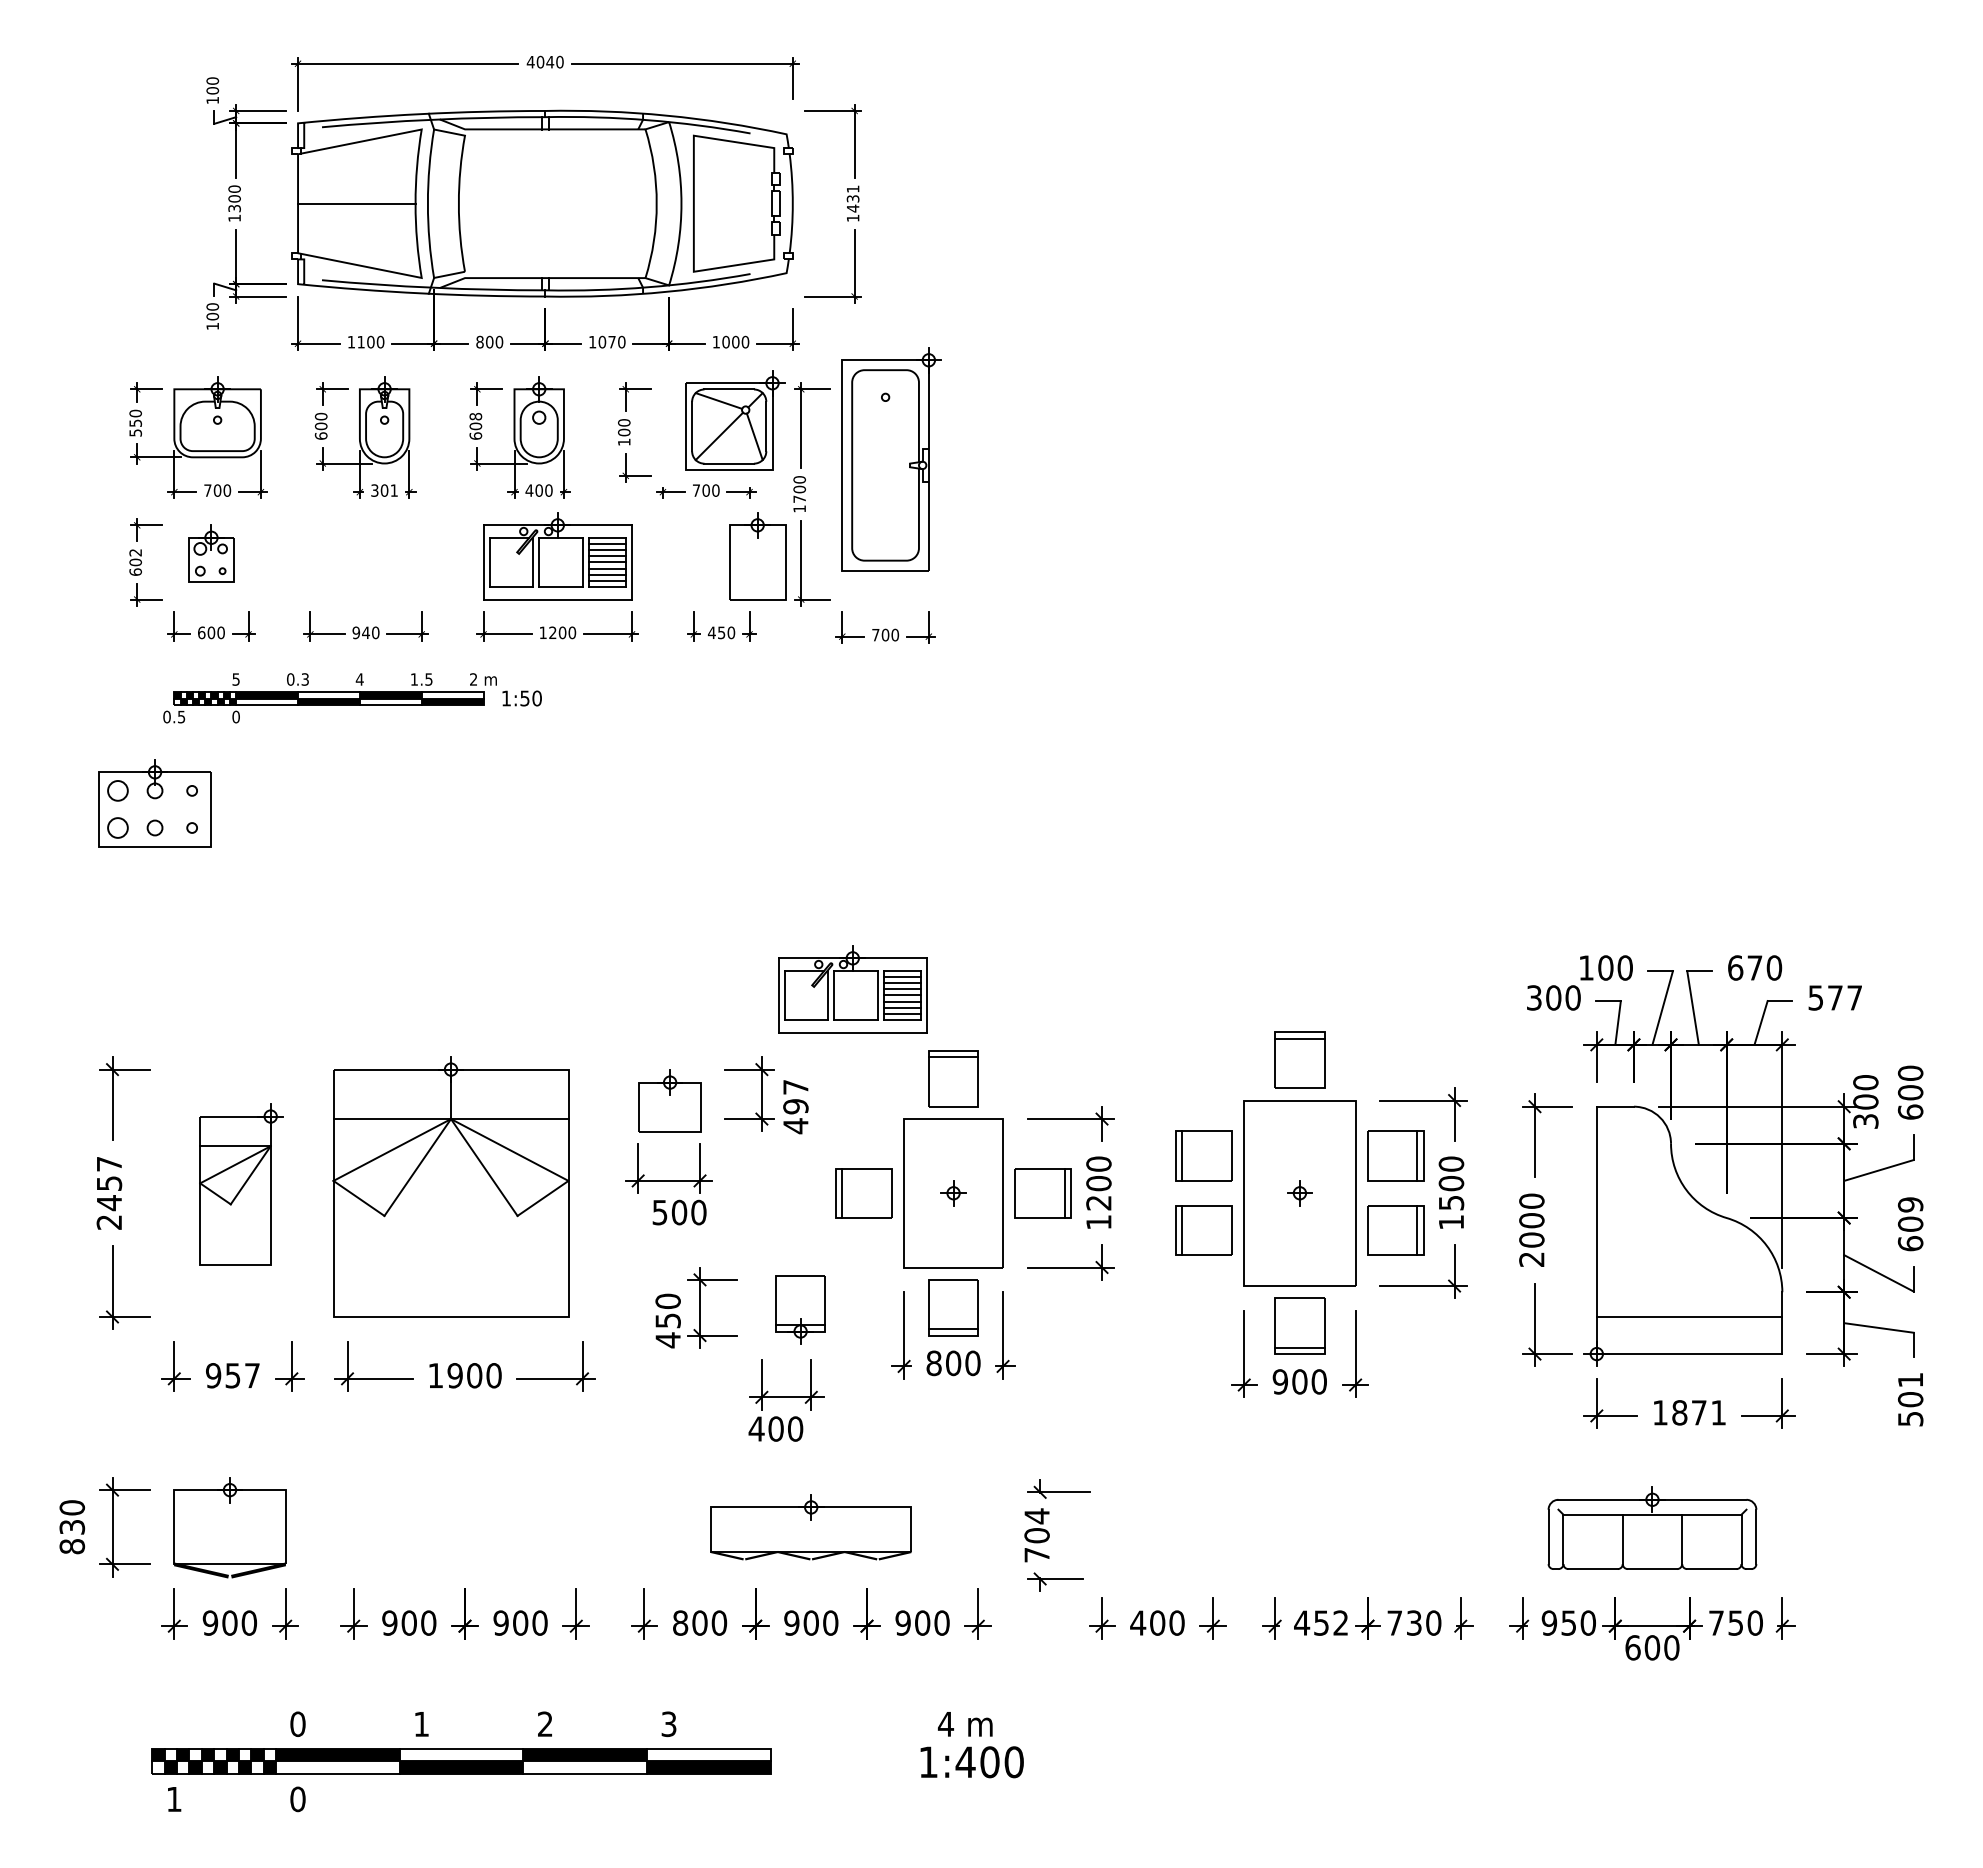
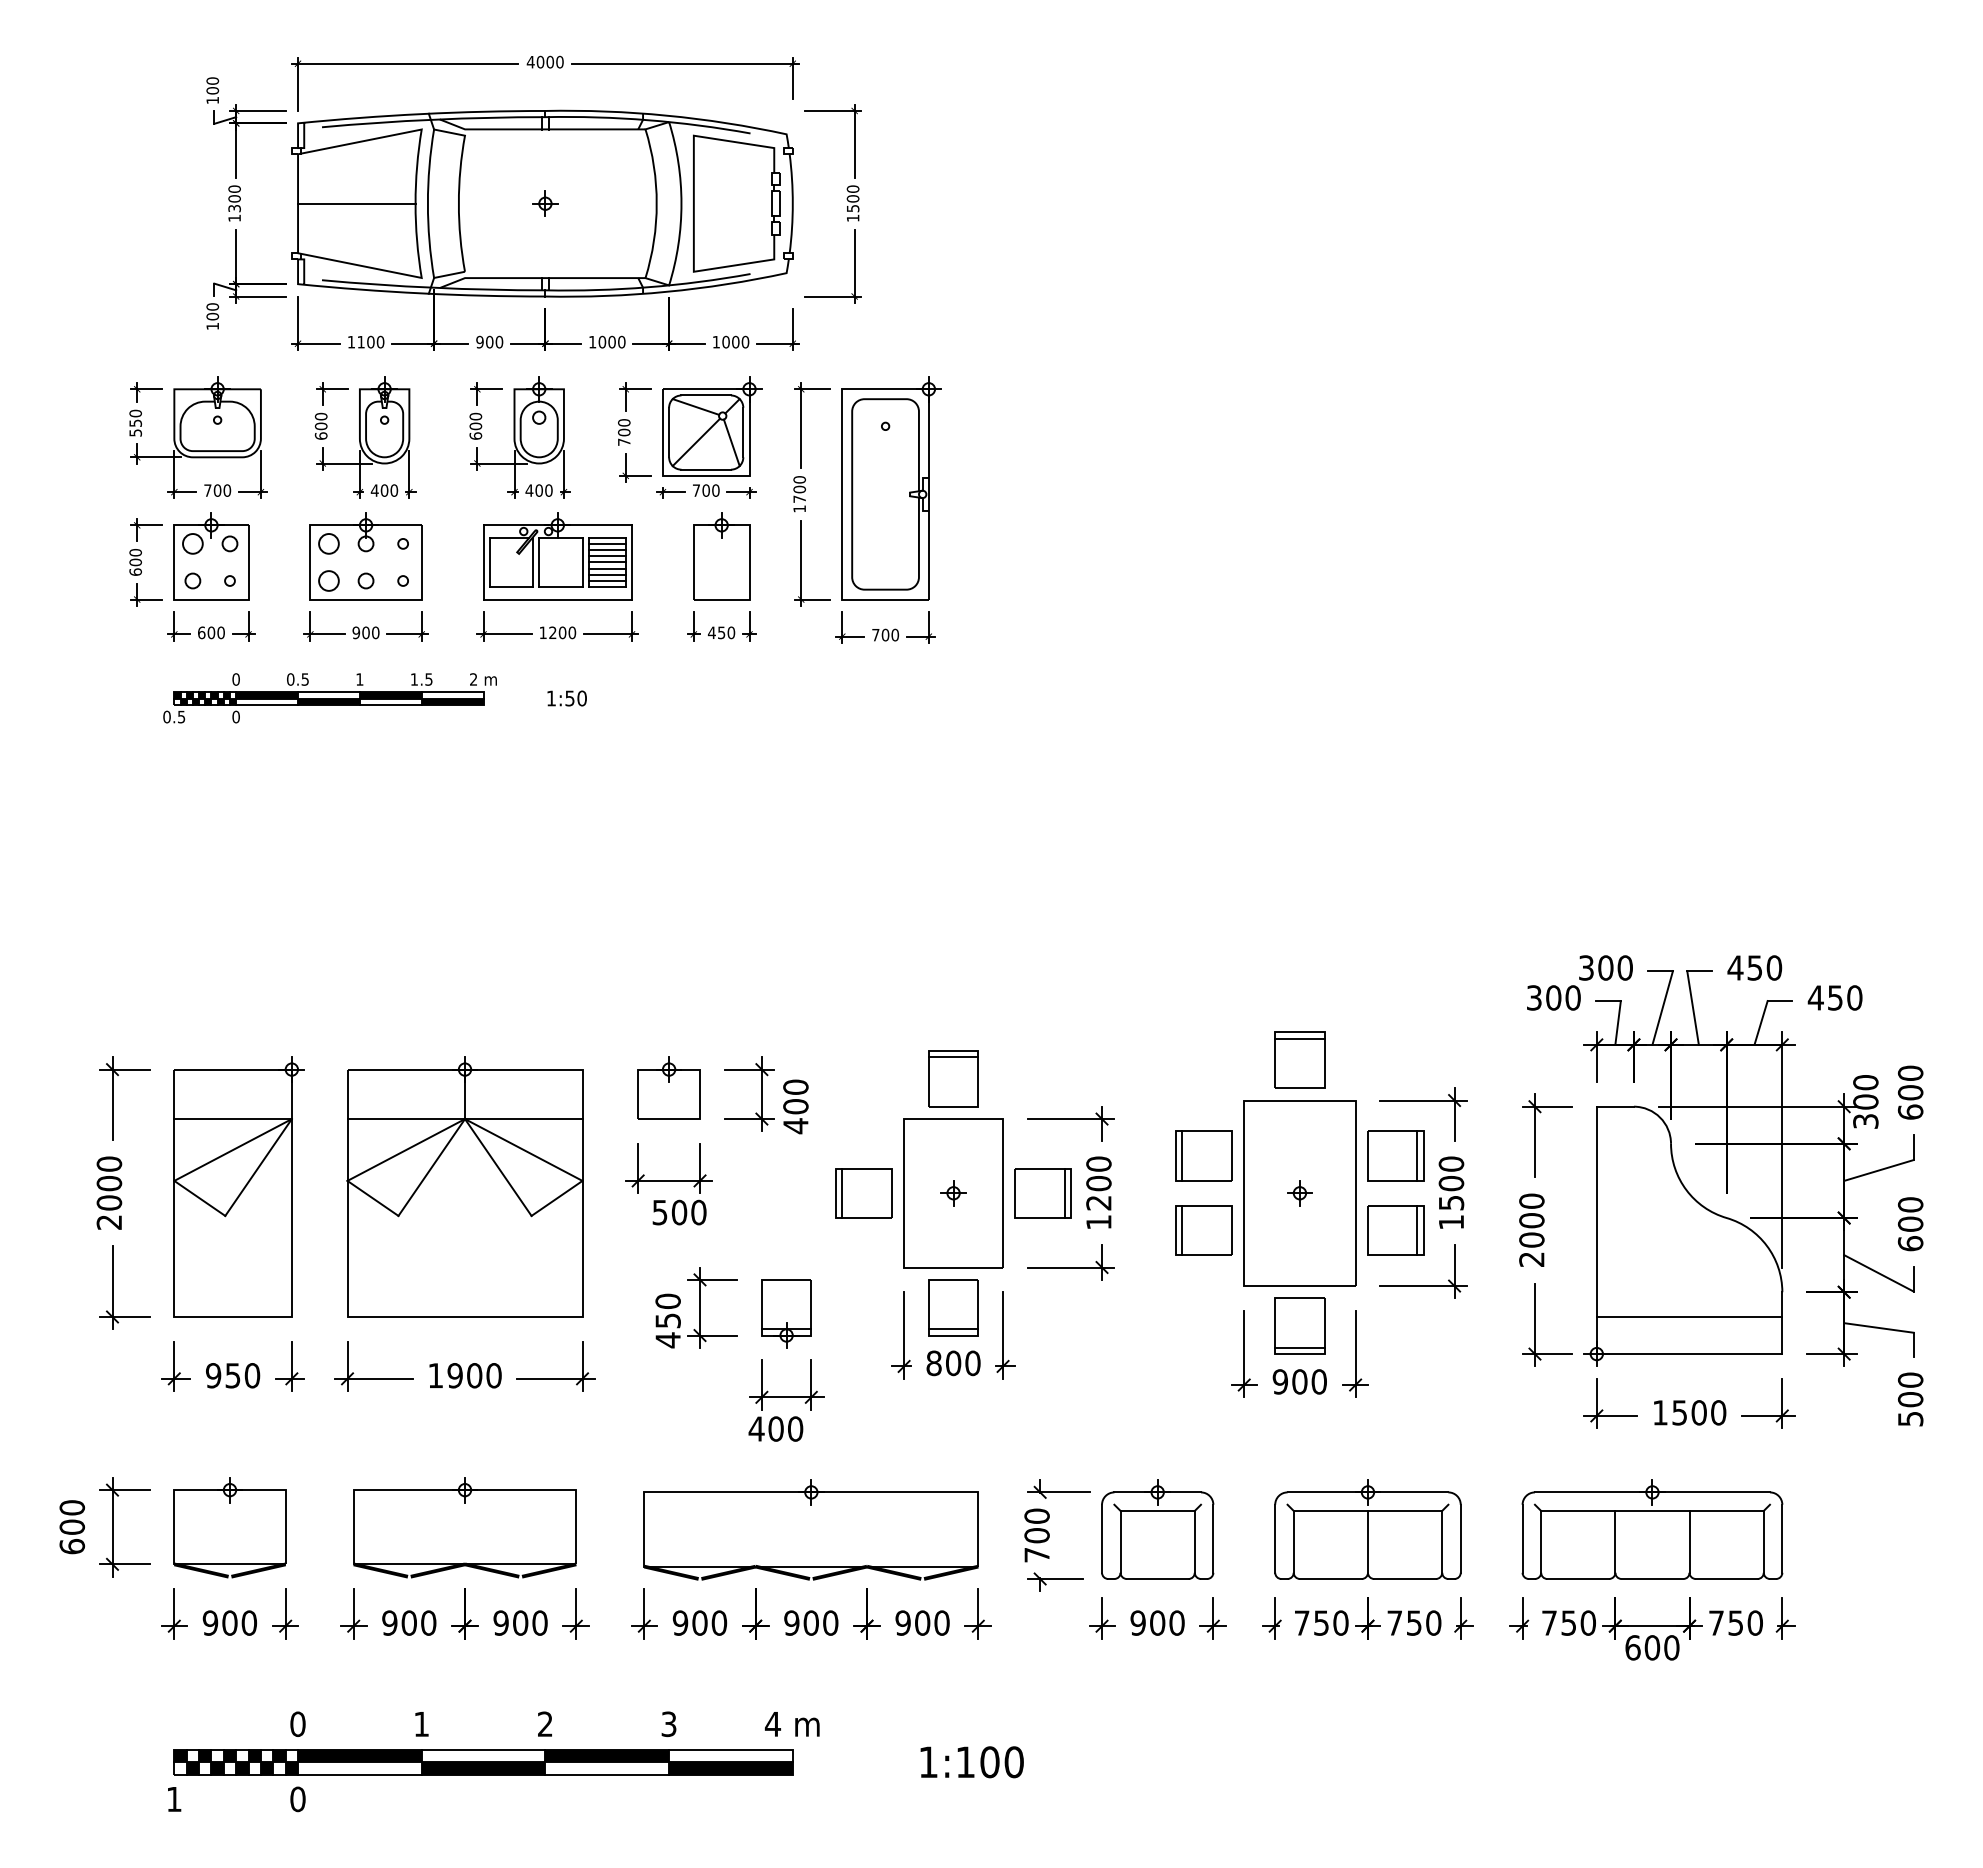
text: 4040 -> 4000 (550, 61)
text: 1431 -> 1500 (852, 198)
part: none -> present (545, 203)
text: 1070 -> 1000 (611, 341)
text: 800 -> 900 (479, 342)
text: 608 -> 600 (475, 416)
part position: (735, 420) -> (712, 426) (712, 426)
text: 100 -> 700 (624, 441)
part position: (891, 459) -> (891, 488) (891, 488)
text: 301 -> 400 (384, 490)
text: 602 -> 600 (135, 552)
part size: 47x59 px -> 77x89 px (211, 556)
part position: (757, 556) -> (721, 556) (721, 556)
text: 940 -> 900 (365, 632)
text: 0.3 -> 0.5 (305, 678)
text: 5 -> 0 (235, 679)
text: 4 -> 1 (359, 679)
text position: (521, 698) -> (566, 698) (566, 698)
part position: (154, 803) -> (365, 556) (365, 556)
text: 100 -> 300 (1586, 967)
text: 670 -> 450 (1744, 967)
part: present -> none (852, 989)
text: 577 -> 450 (1834, 997)
text: 497 -> 400 (795, 1096)
part position: (669, 1100) -> (668, 1087) (668, 1087)
text: 2457 -> 2000 (109, 1183)
part size: 85x163 px -> 132x262 px (238, 1186)
part position: (450, 1186) -> (464, 1186) (464, 1186)
text: 609 -> 600 (1910, 1204)
part position: (800, 1309) -> (786, 1313) (786, 1313)
text: 957 -> 950 (252, 1375)
text: 501 -> 500 (1910, 1379)
text: 1871 -> 1500 (1699, 1412)
text: 704 -> 700 (1036, 1516)
part: none -> present (464, 1527)
part size: 202x67 px -> 336x102 px (810, 1529)
part size: 211x84 px -> 263x101 px (1652, 1529)
part: none -> present (1157, 1529)
part: none -> present (1367, 1529)
text: 830 -> 600 (72, 1536)
text: 800 -> 900 (680, 1622)
text: 400 -> 900 (1138, 1622)
text: 452 -> 750 (1321, 1622)
text: 730 -> 750 (1414, 1622)
text: 950 -> 750 (1549, 1622)
text position: (964, 1724) -> (791, 1724) (791, 1724)
part position: (461, 1761) -> (483, 1762) (483, 1762)
text: 1:400 -> 1:100 (965, 1761)
